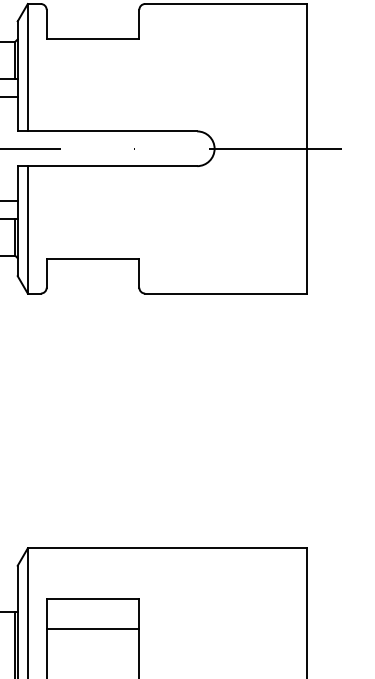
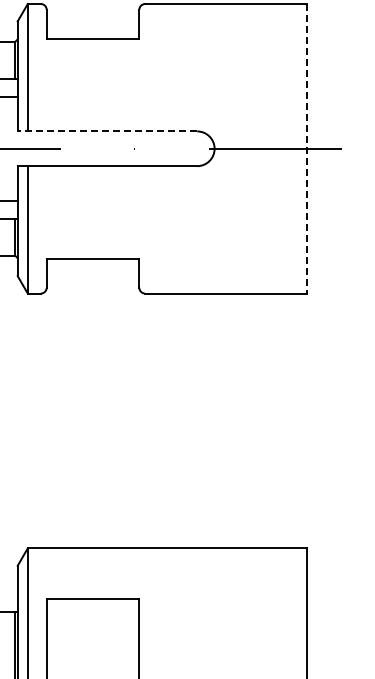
line: solid -> dashed (107, 131)
line: solid -> dashed (307, 148)
line: present -> none (92, 628)
